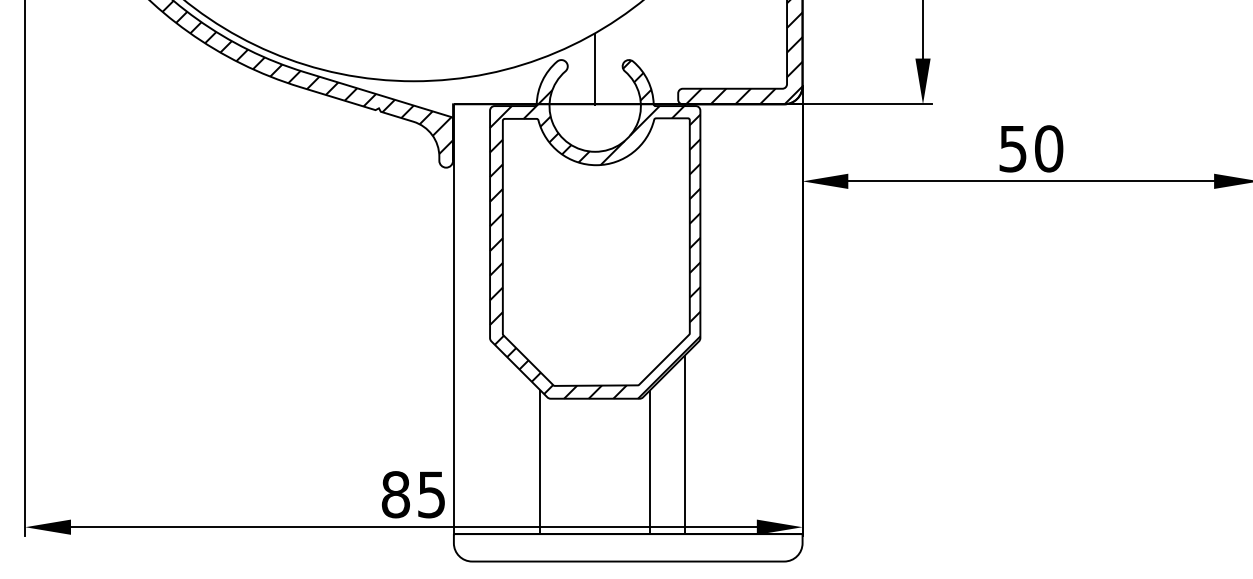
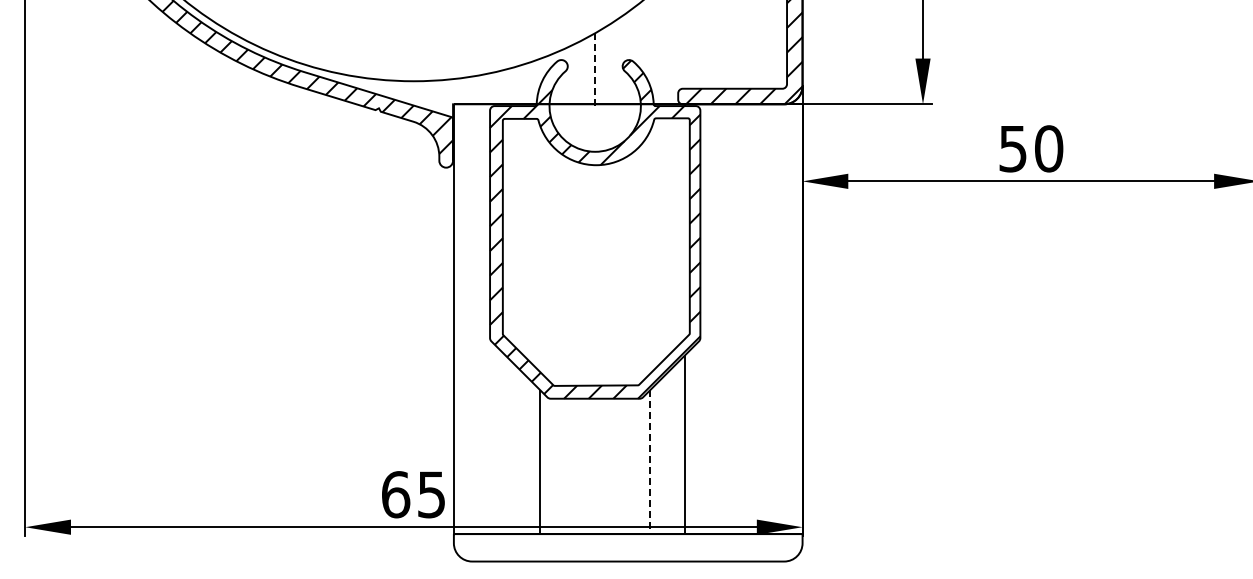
line: solid -> dashed (595, 70)
line: solid -> dashed (650, 462)
text: 85 -> 65 (395, 494)
